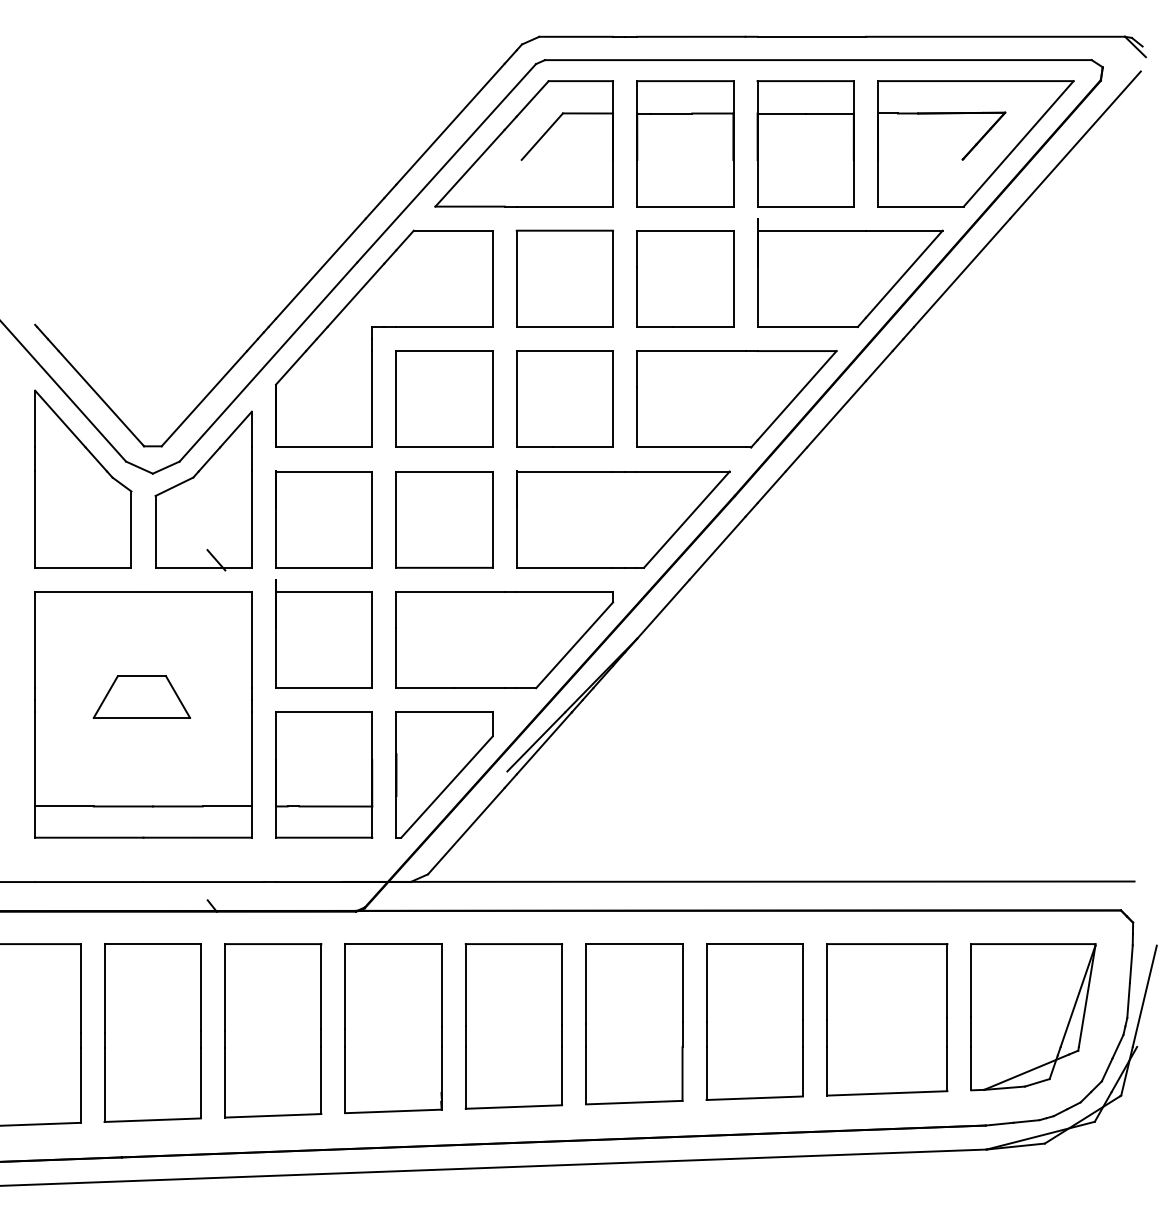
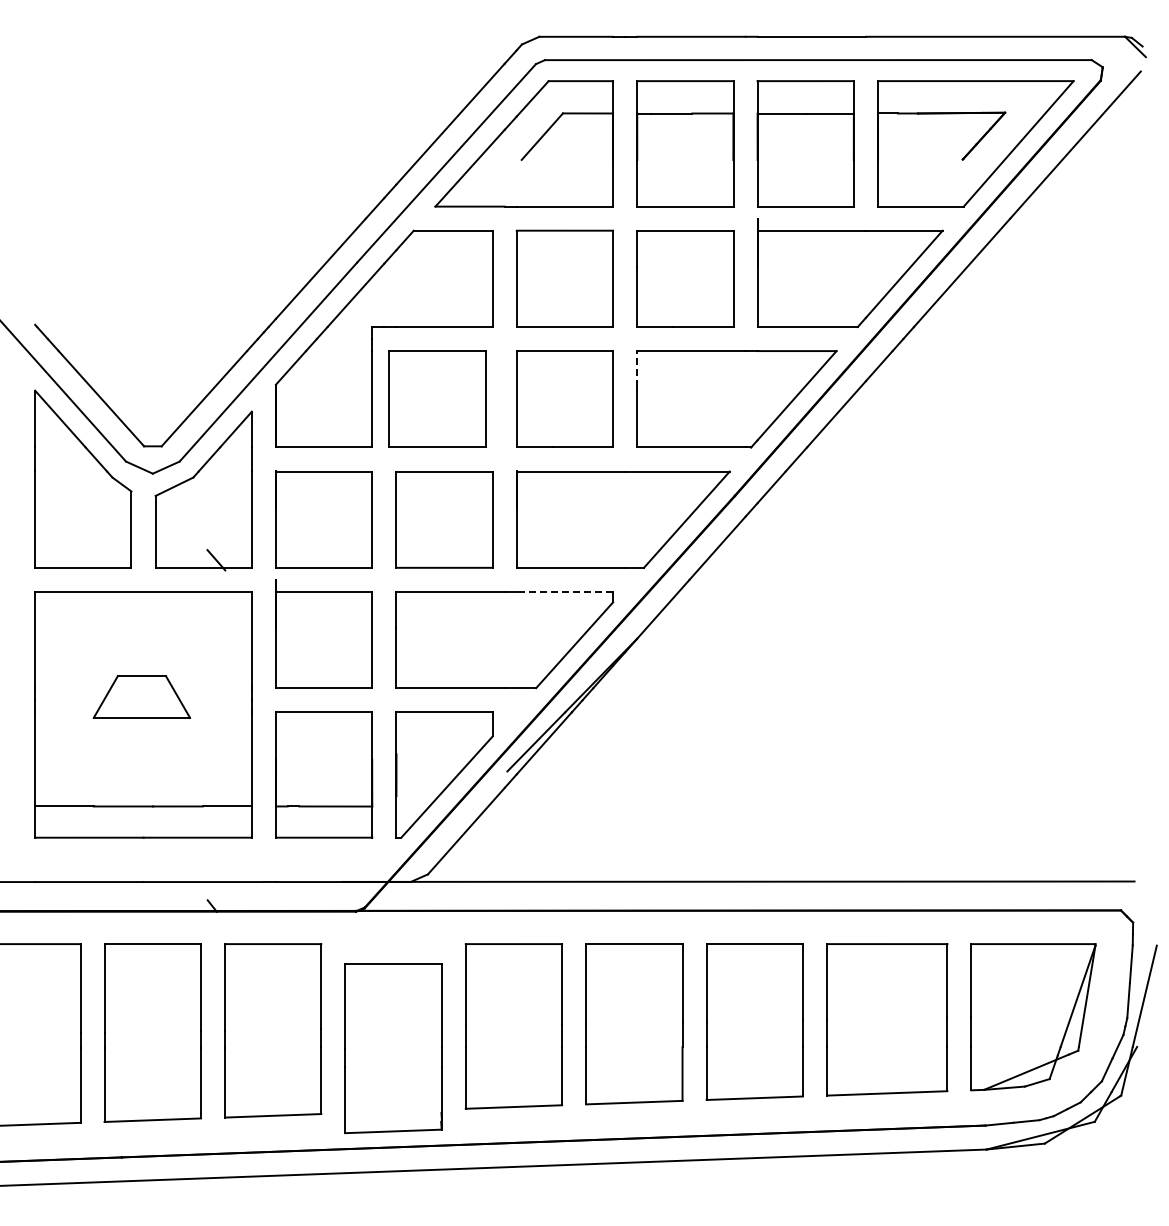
line: solid -> dashed (637, 368)
part position: (444, 398) -> (437, 398) (437, 398)
line: solid -> dashed (564, 591)
part position: (393, 1028) -> (393, 1048) (393, 1048)
